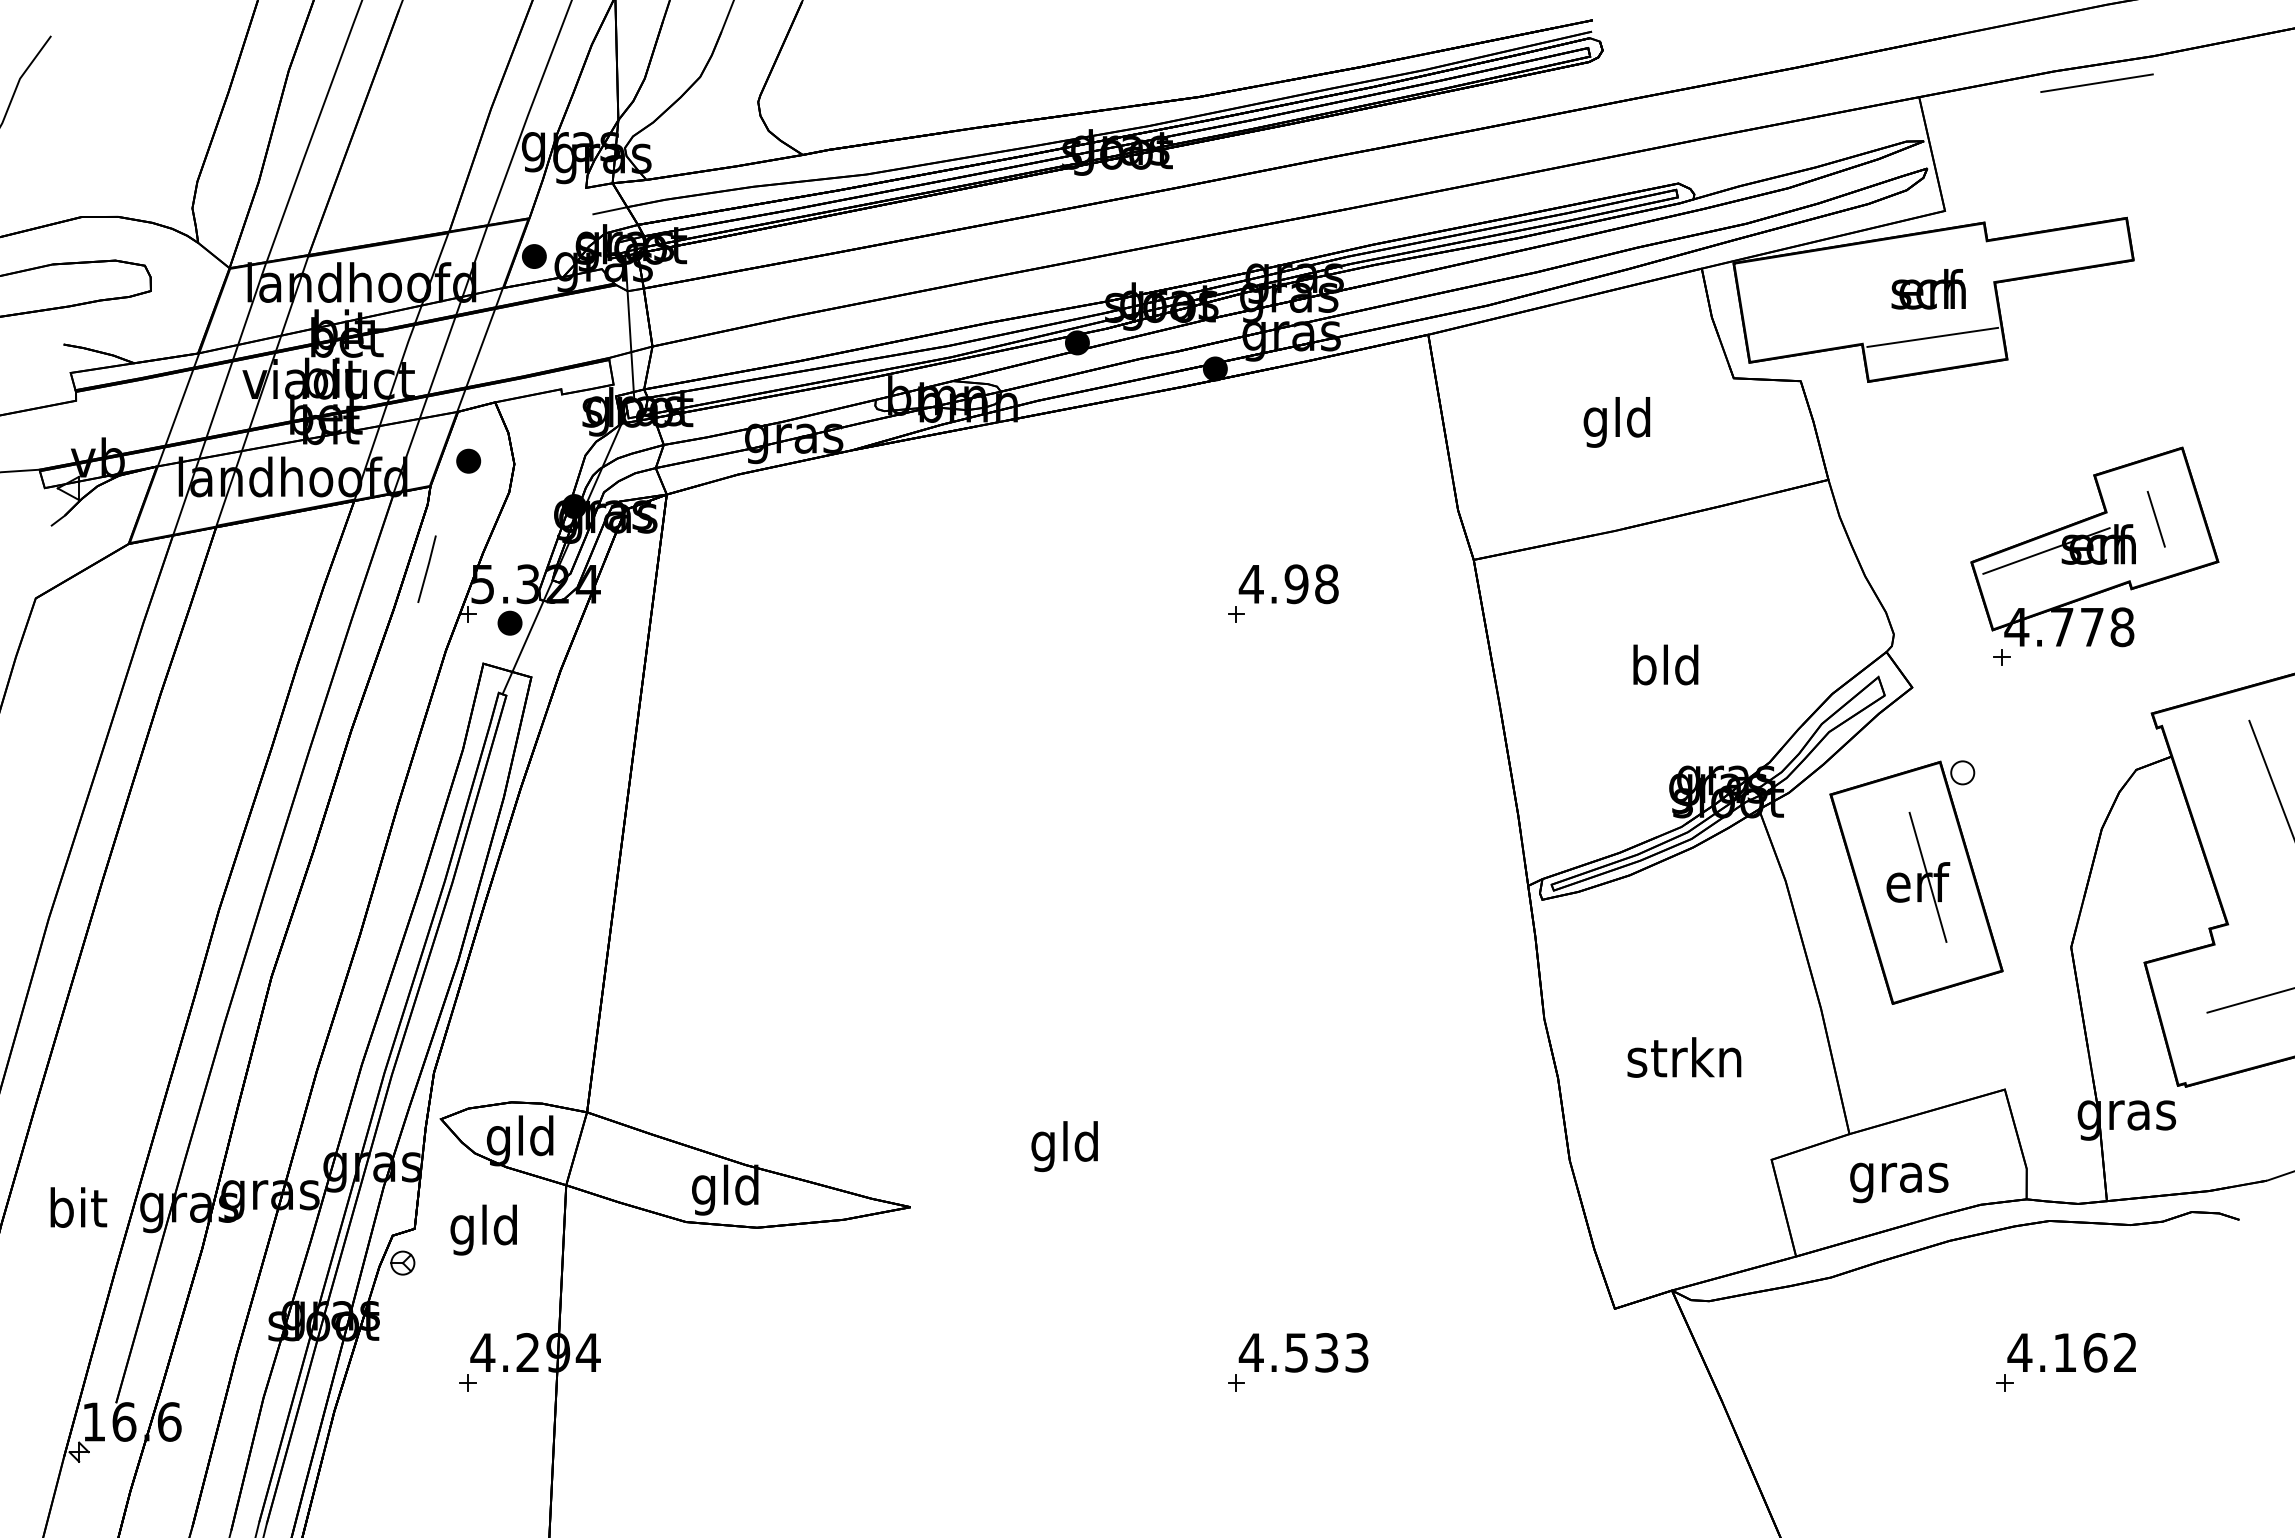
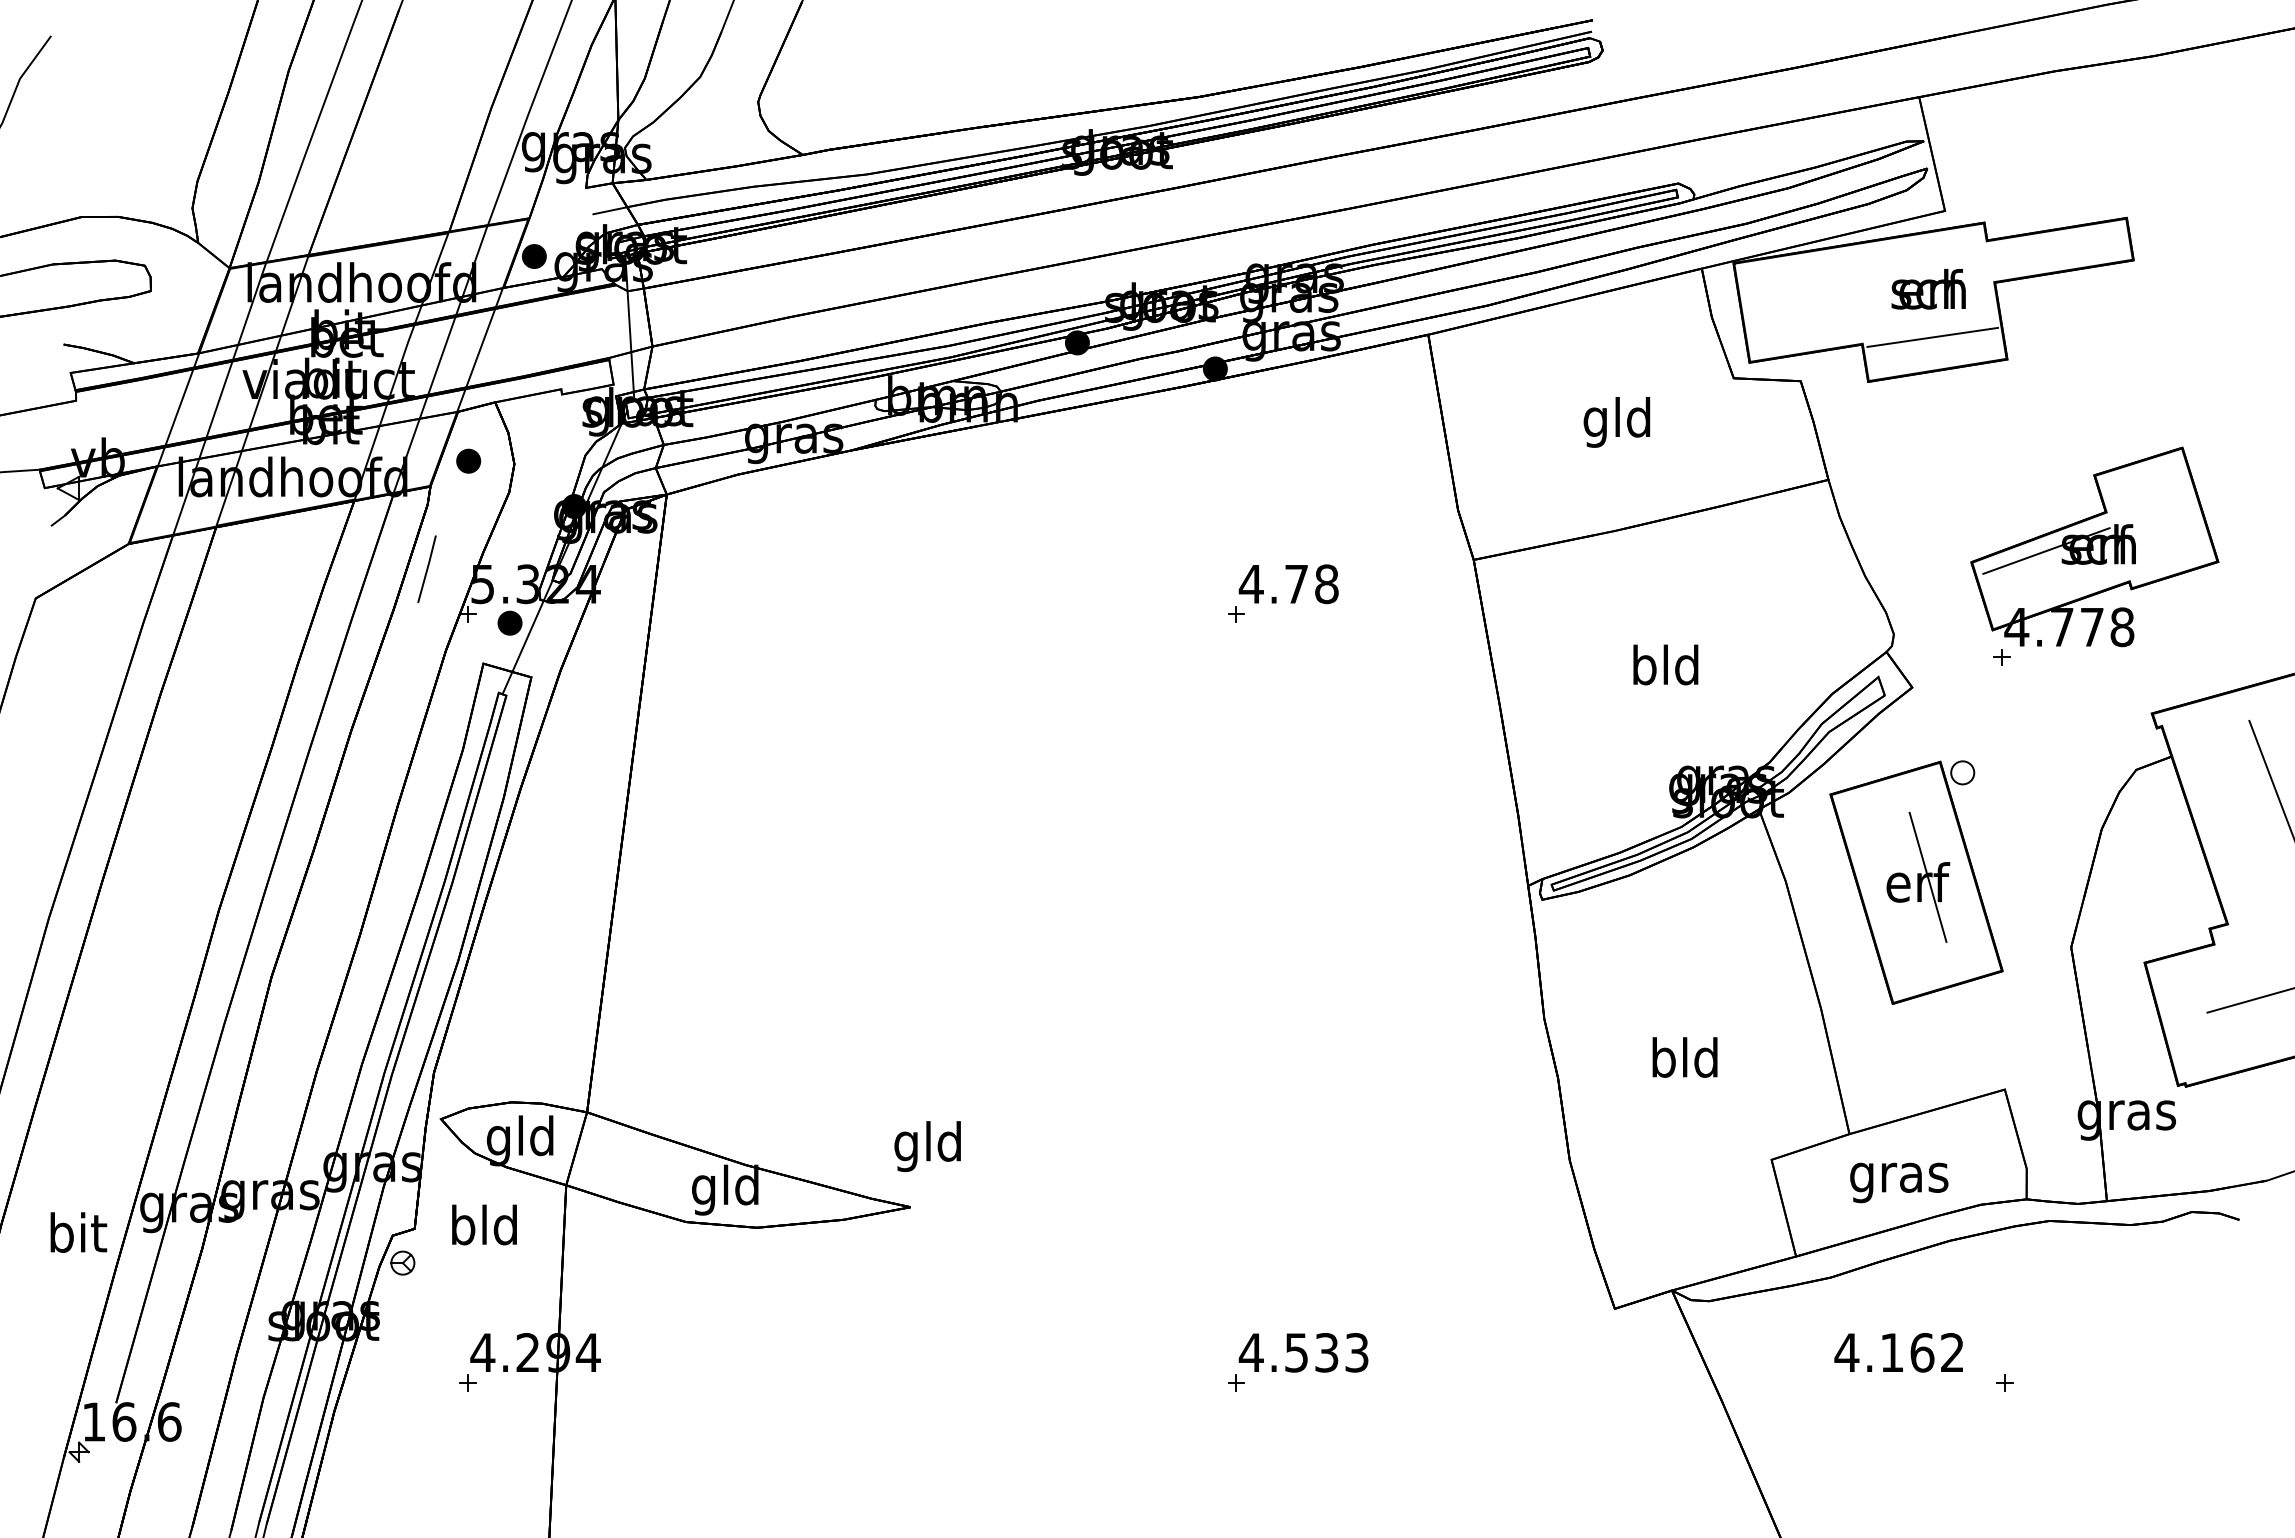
line: present -> none (2096, 83)
line: present -> none (2155, 518)
text: 4.98 -> 4.78 (1296, 584)
text: strkn -> bld (1684, 1057)
text position: (1064, 1146) -> (927, 1146) (927, 1146)
text position: (78, 1207) -> (78, 1232) (78, 1232)
text: gld -> bld (462, 1229)
text position: (2071, 1352) -> (1898, 1352) (1898, 1352)
